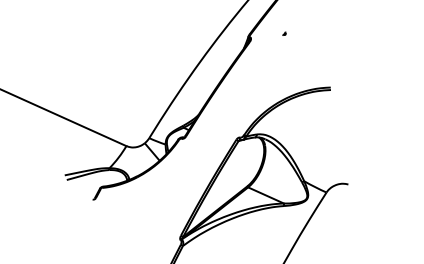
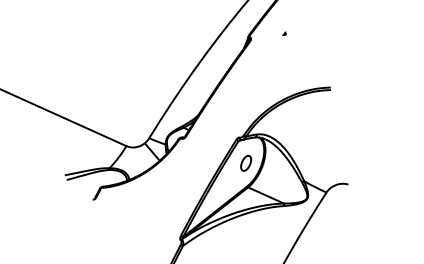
part: none -> present (246, 162)
